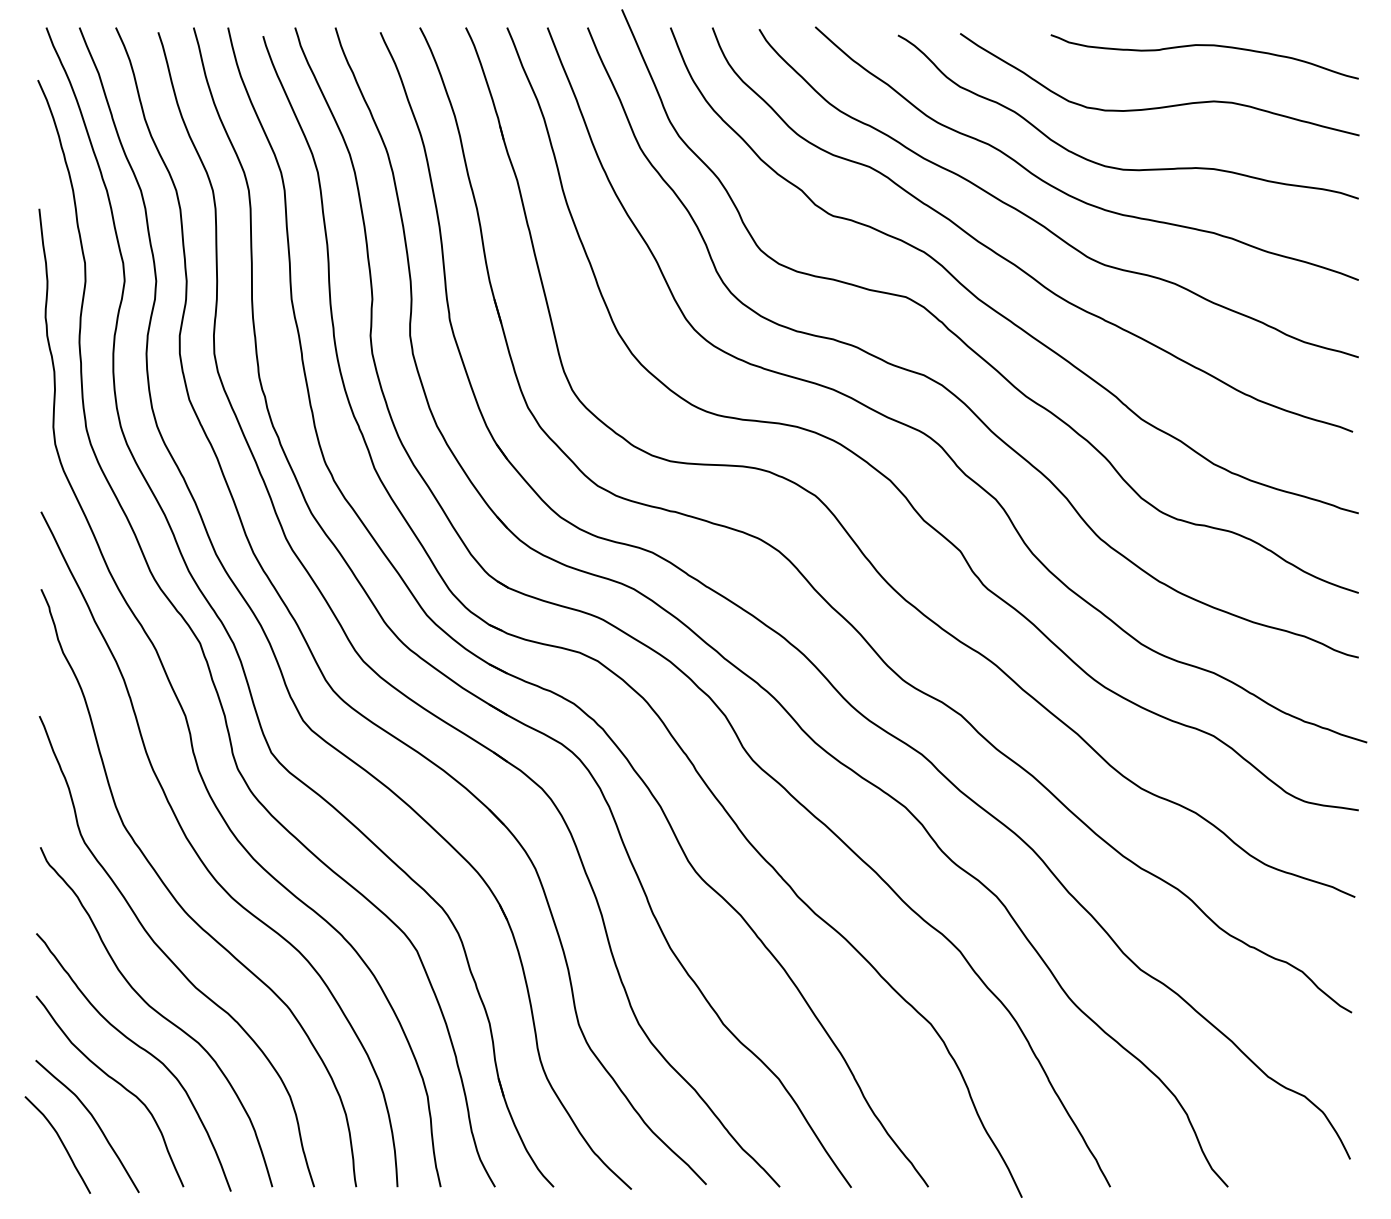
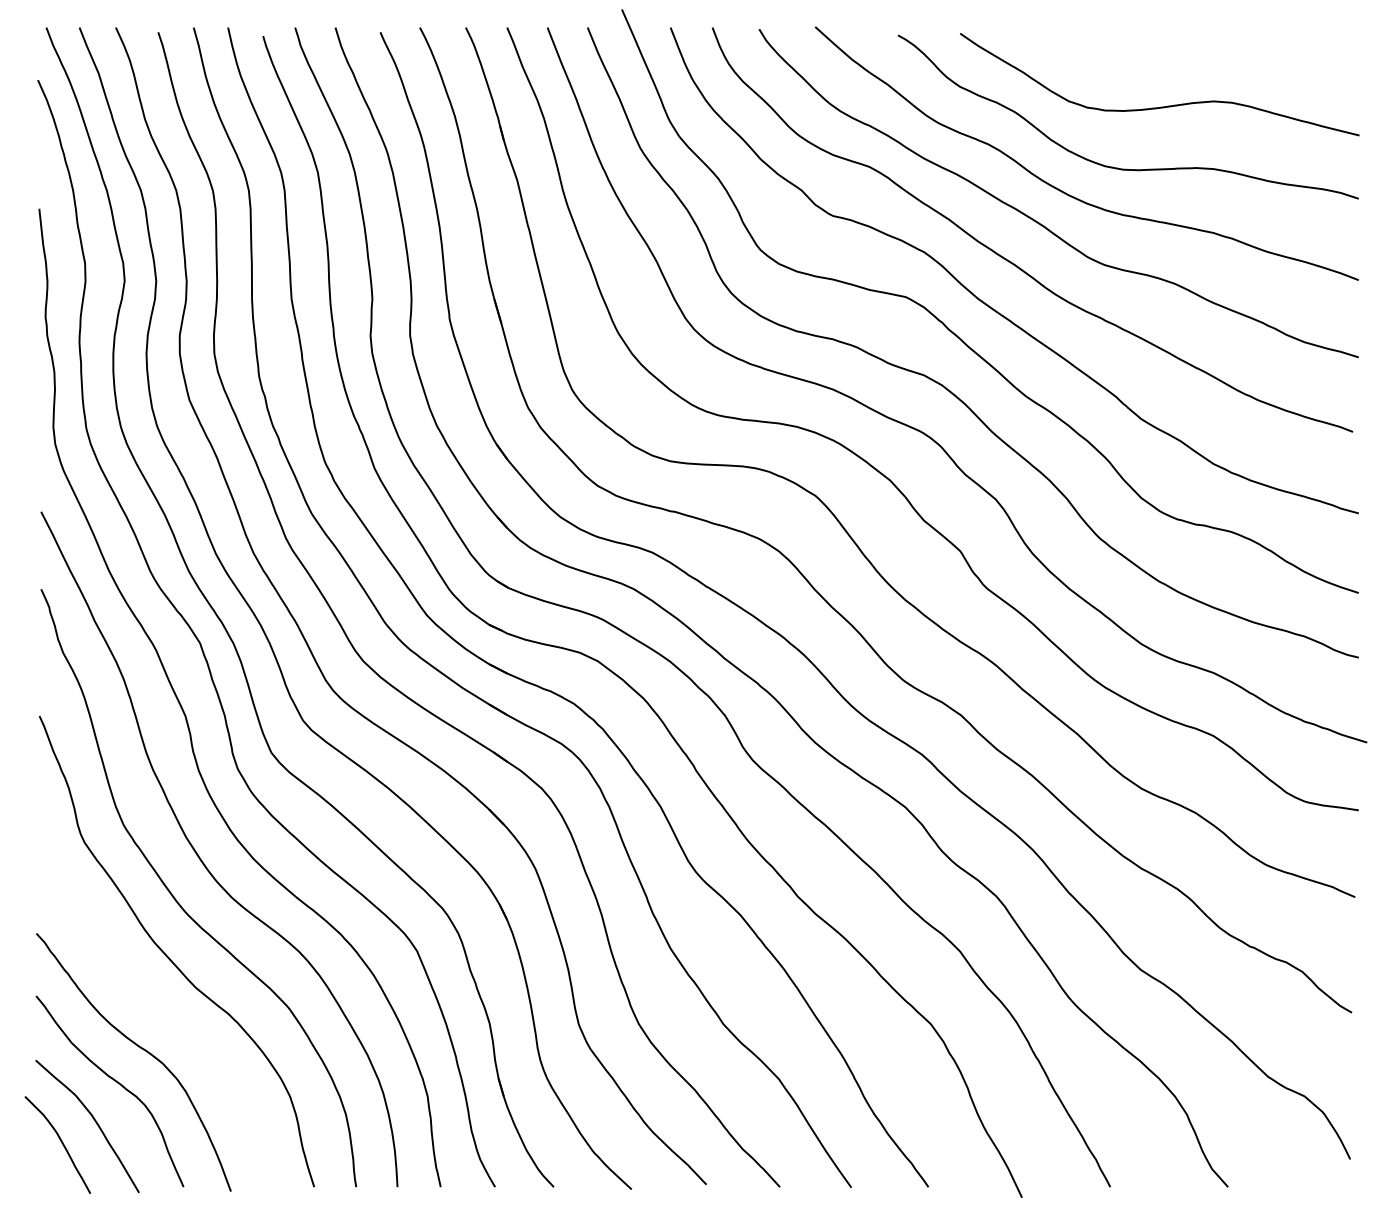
curve: present -> none (1204, 46)
curve: present -> none (158, 1014)
